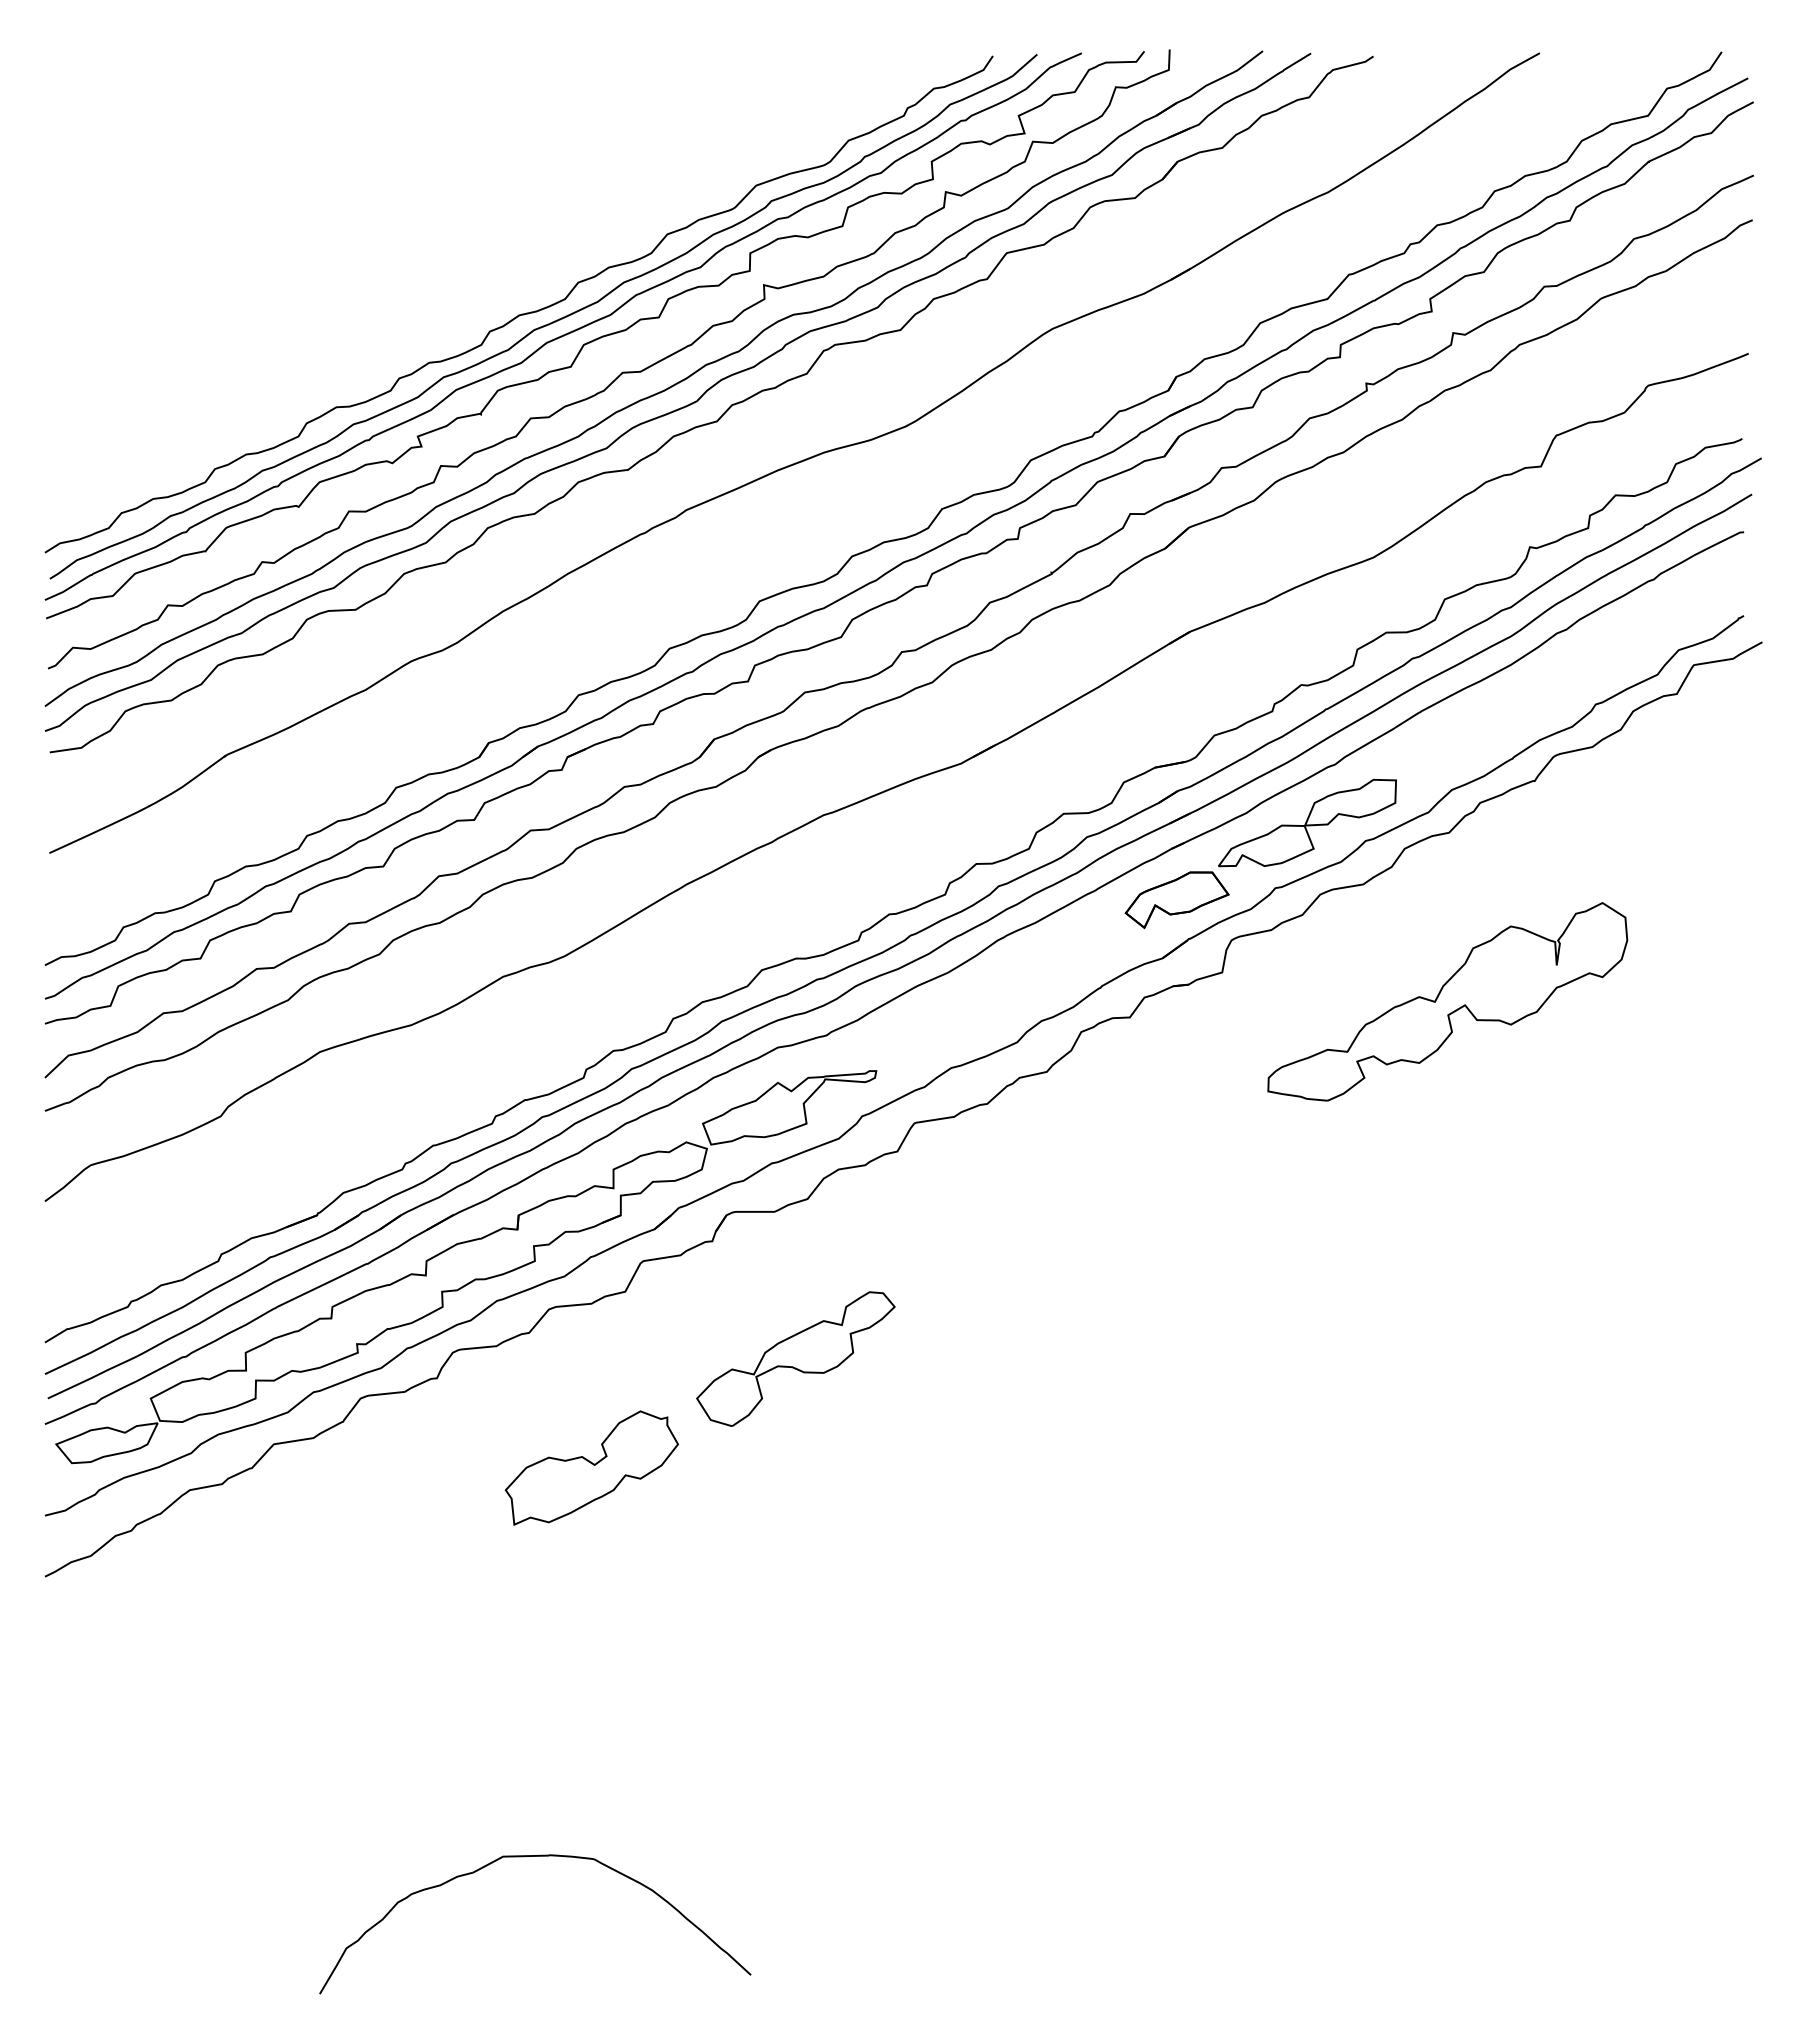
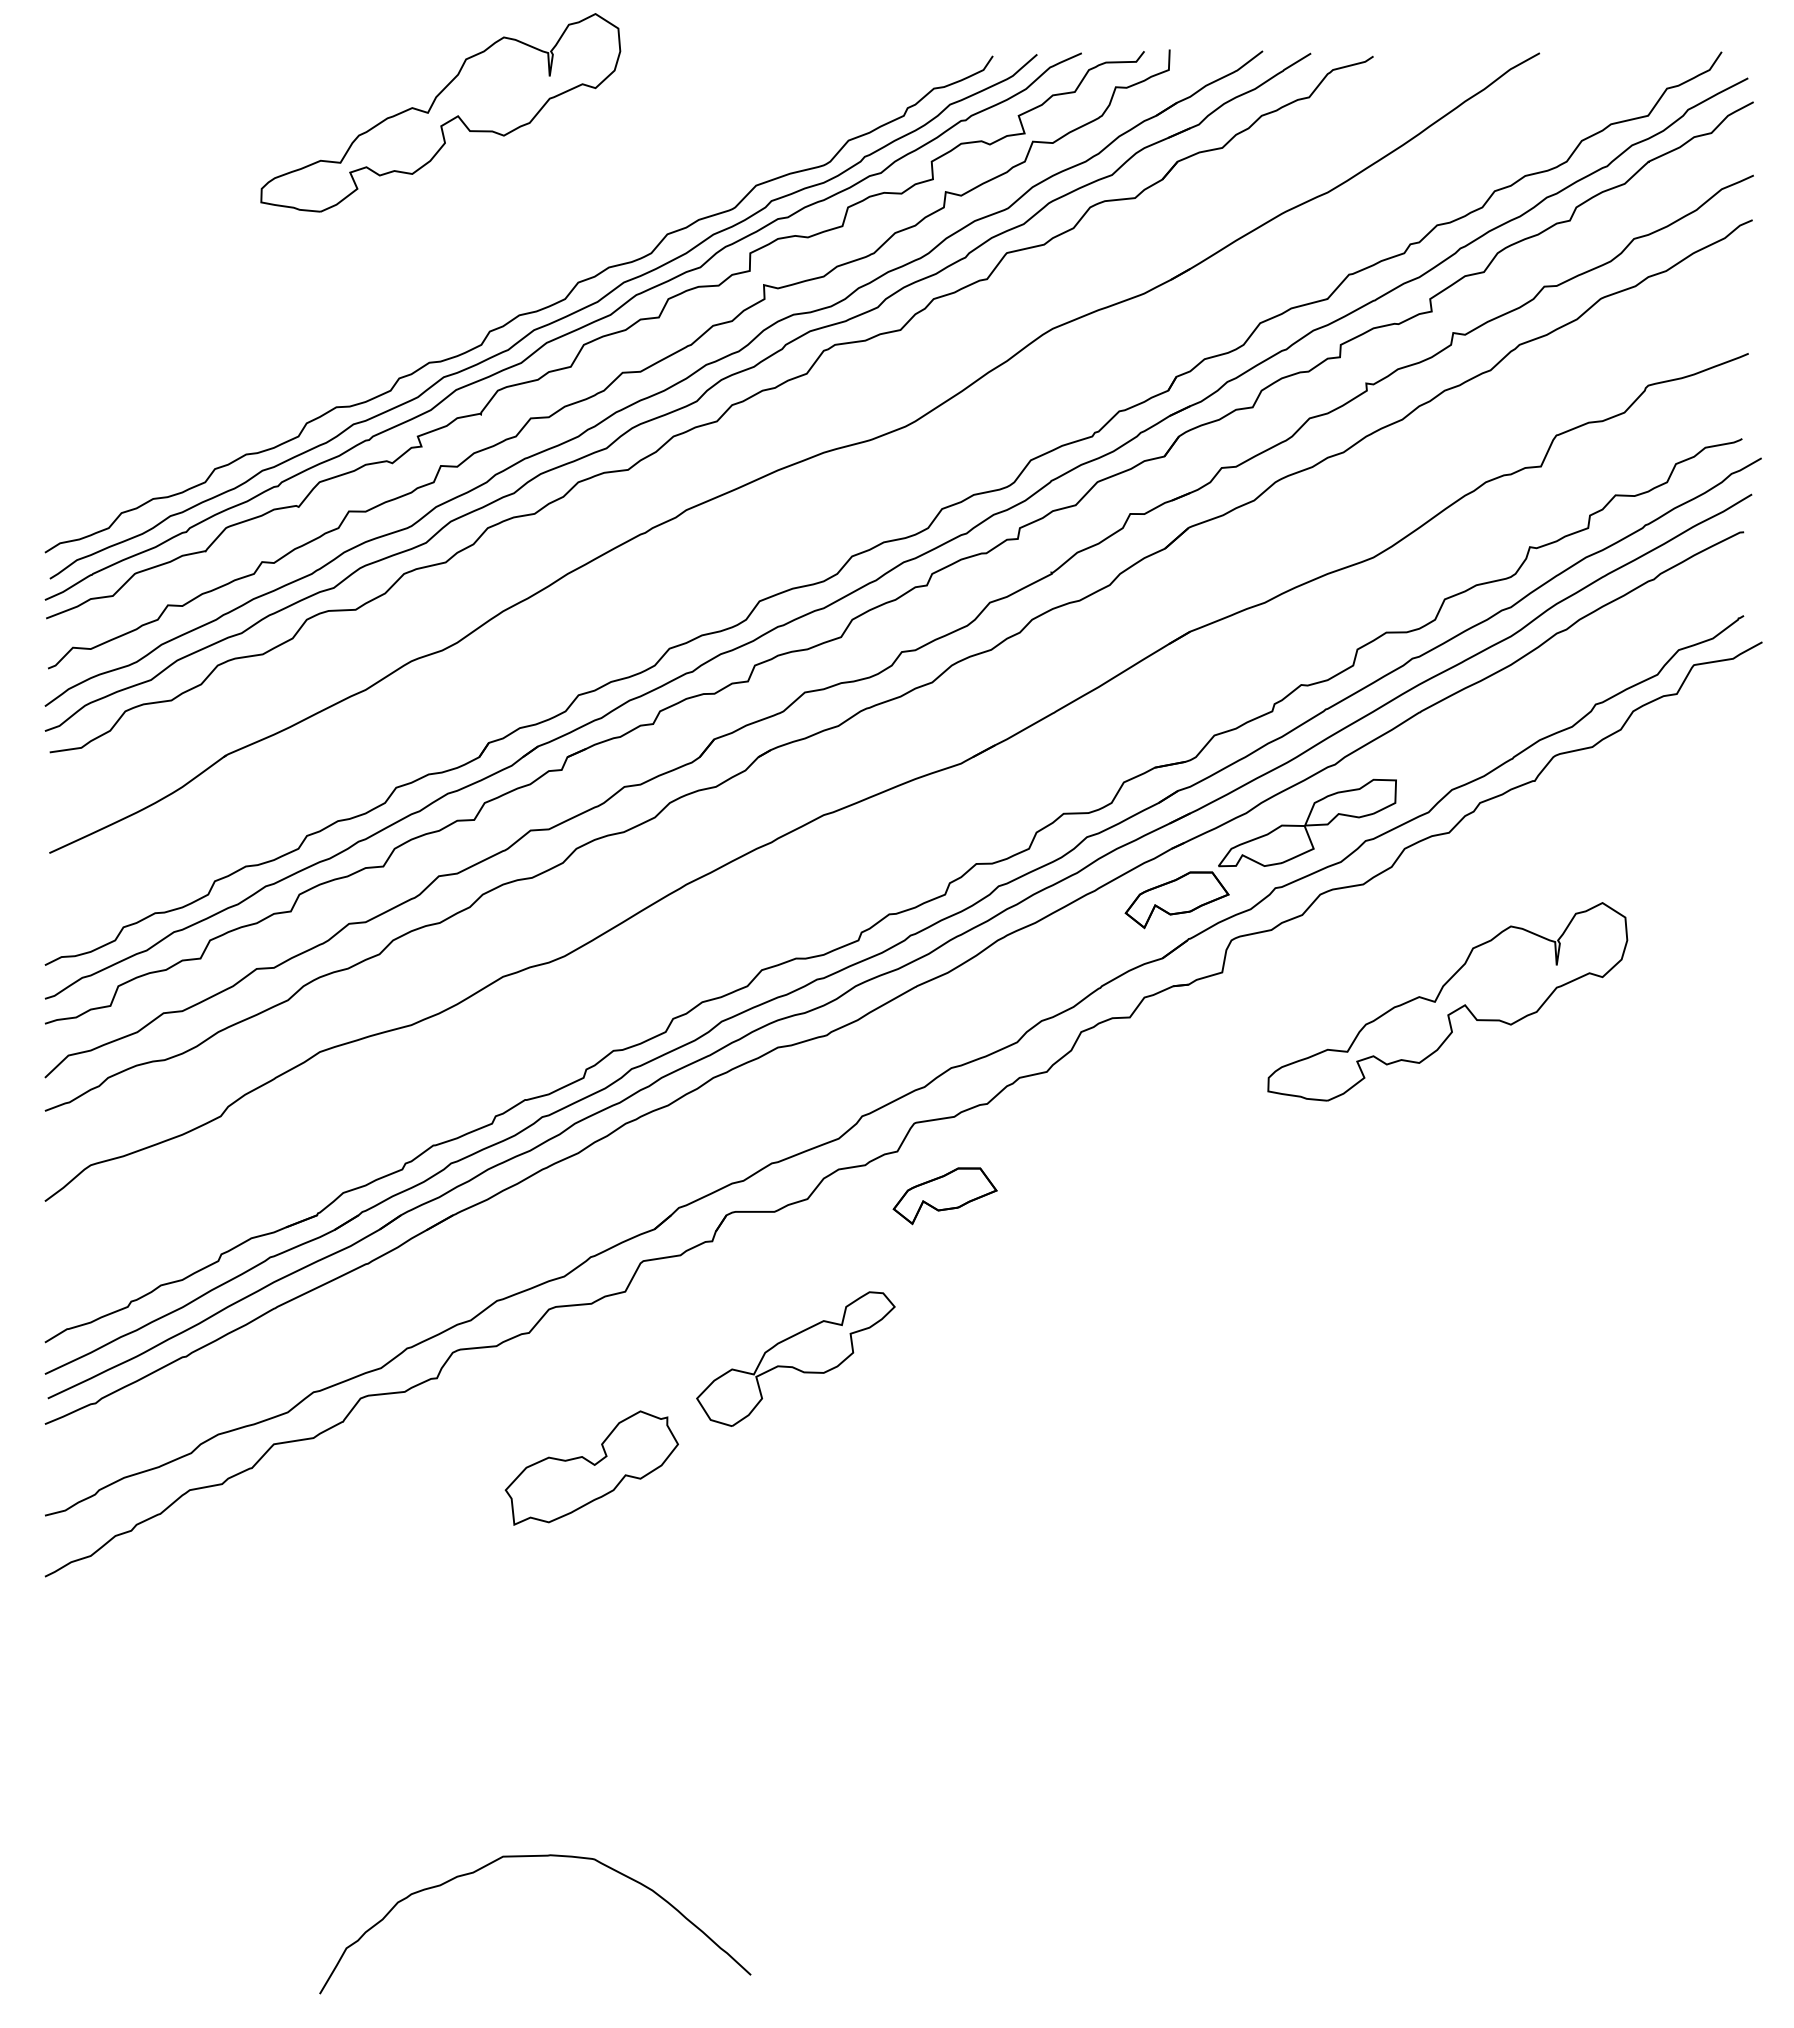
part: none -> present (440, 112)
part: none -> present (944, 1196)
part: present -> none (466, 1267)
